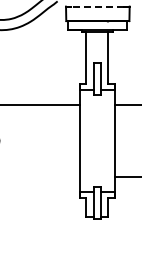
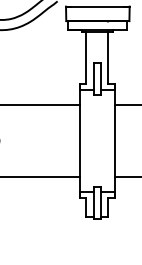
line: dashed -> solid (97, 6)
line: none -> present (40, 176)
